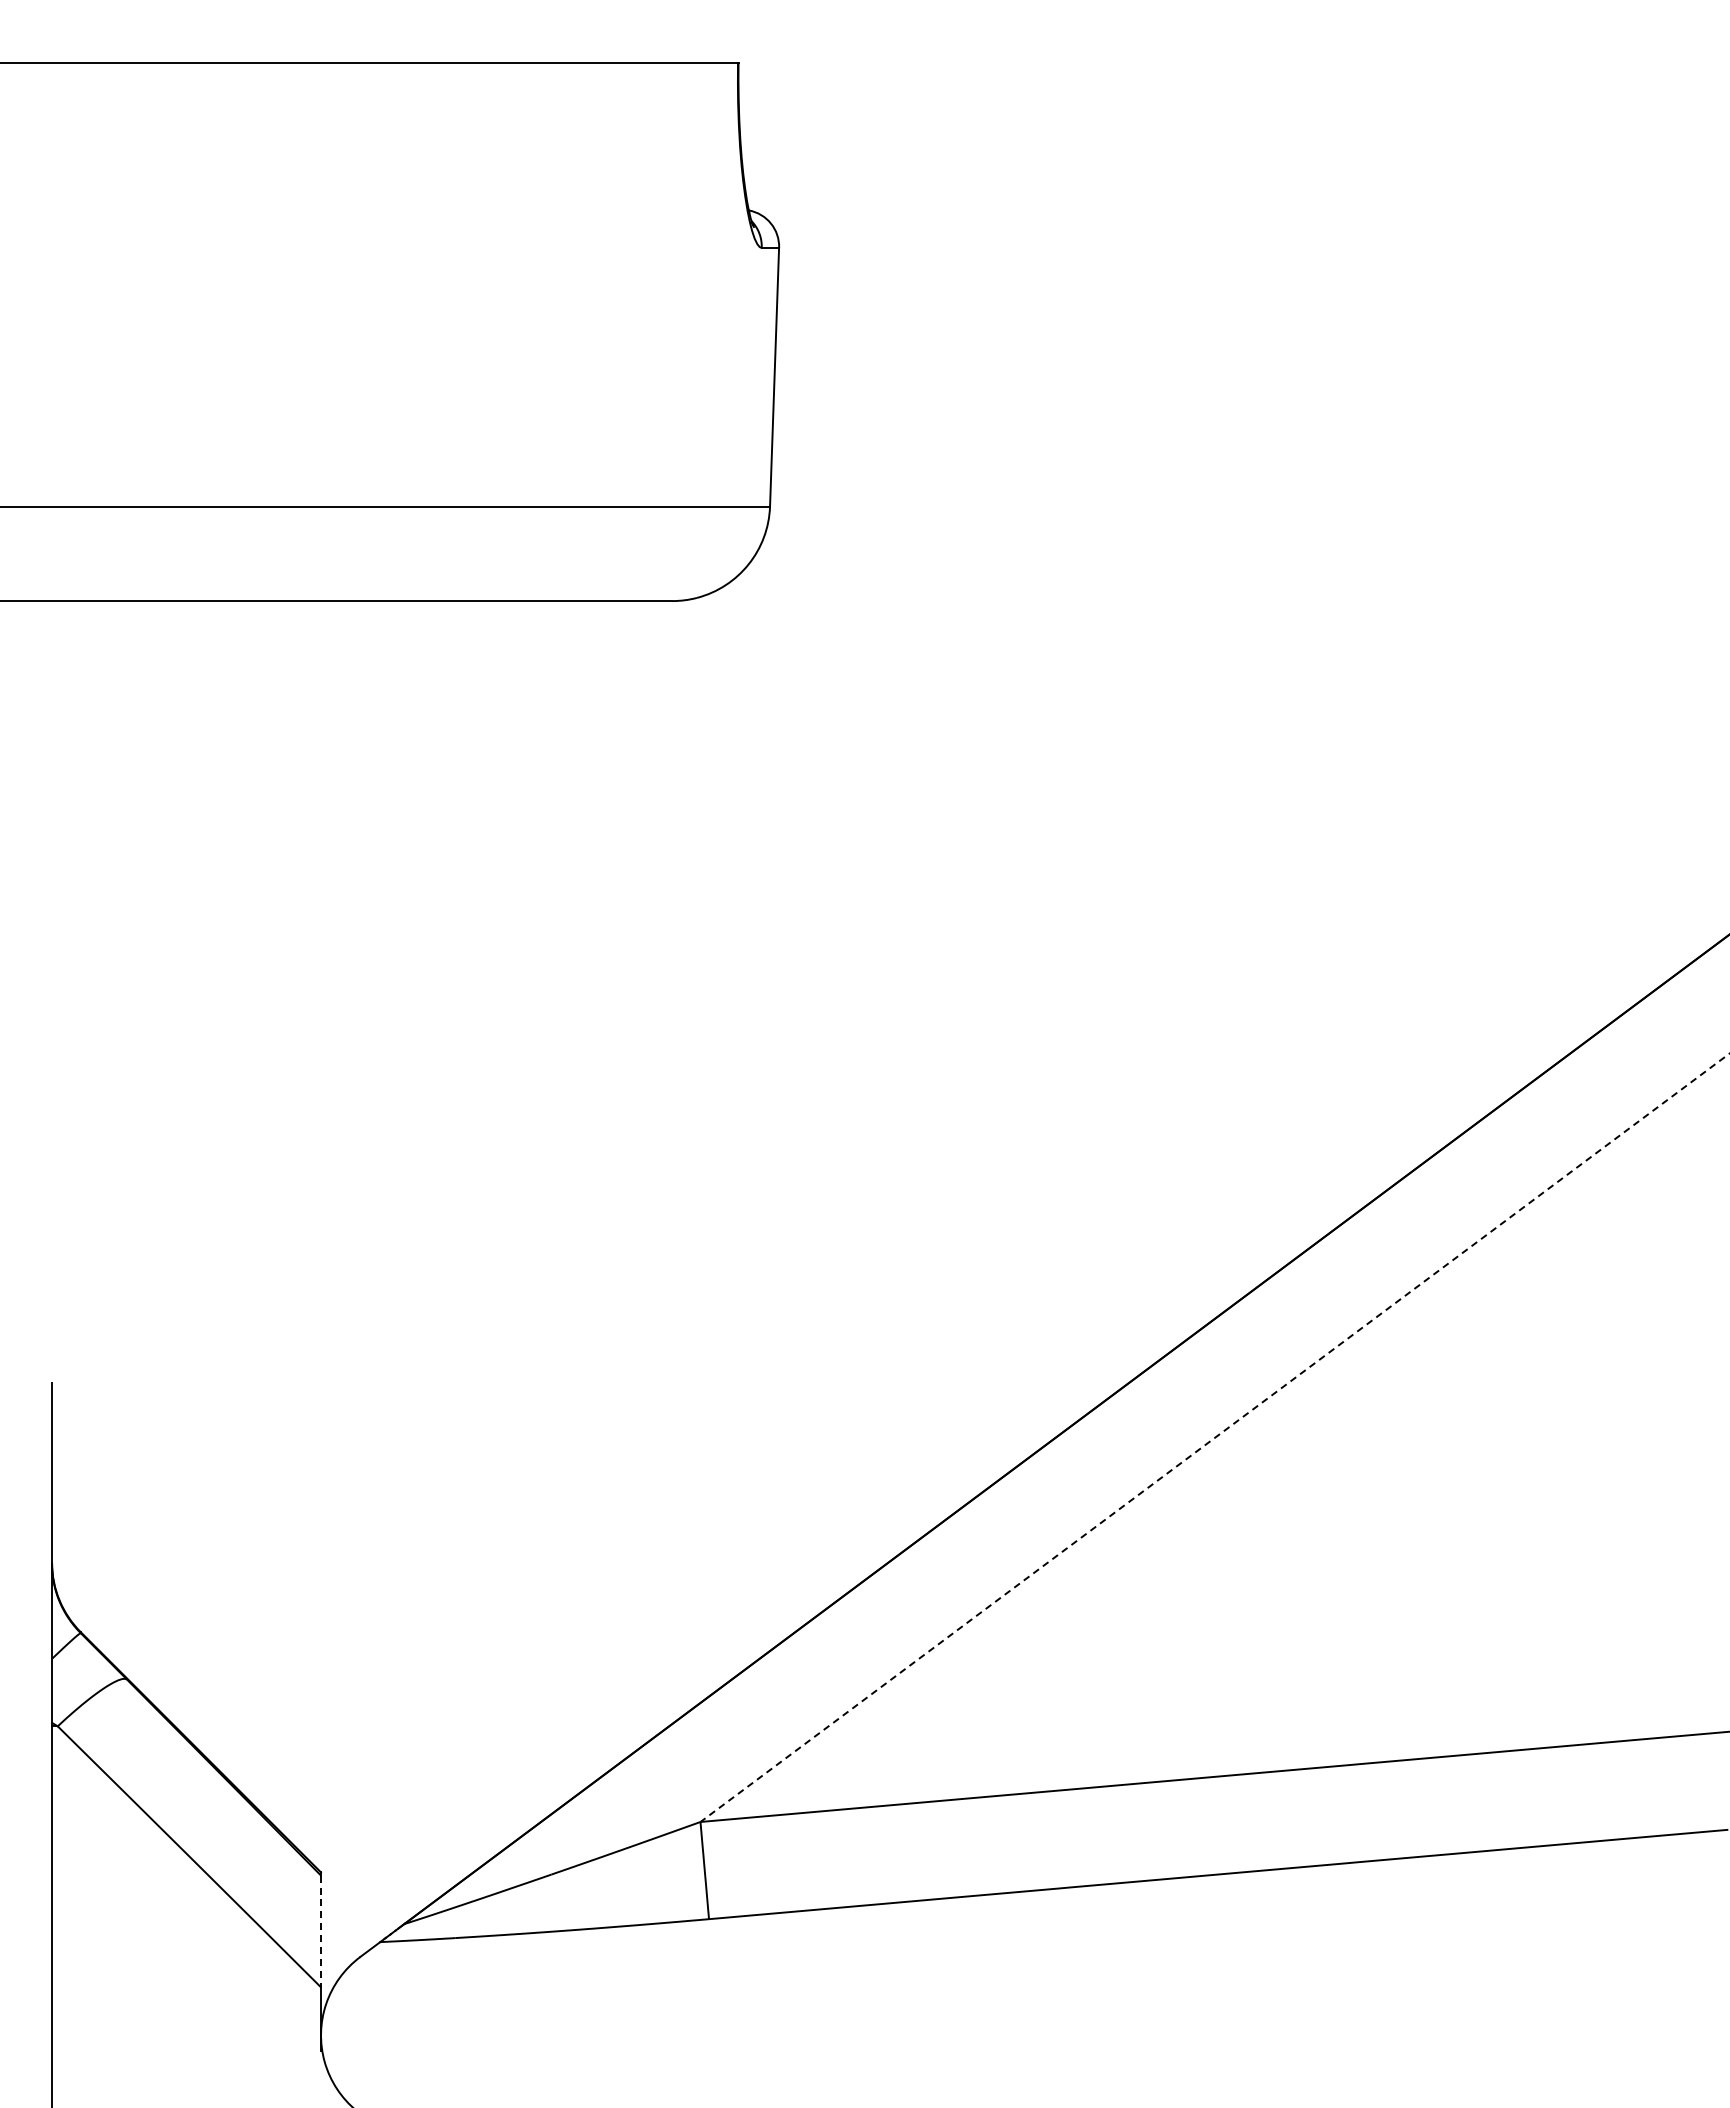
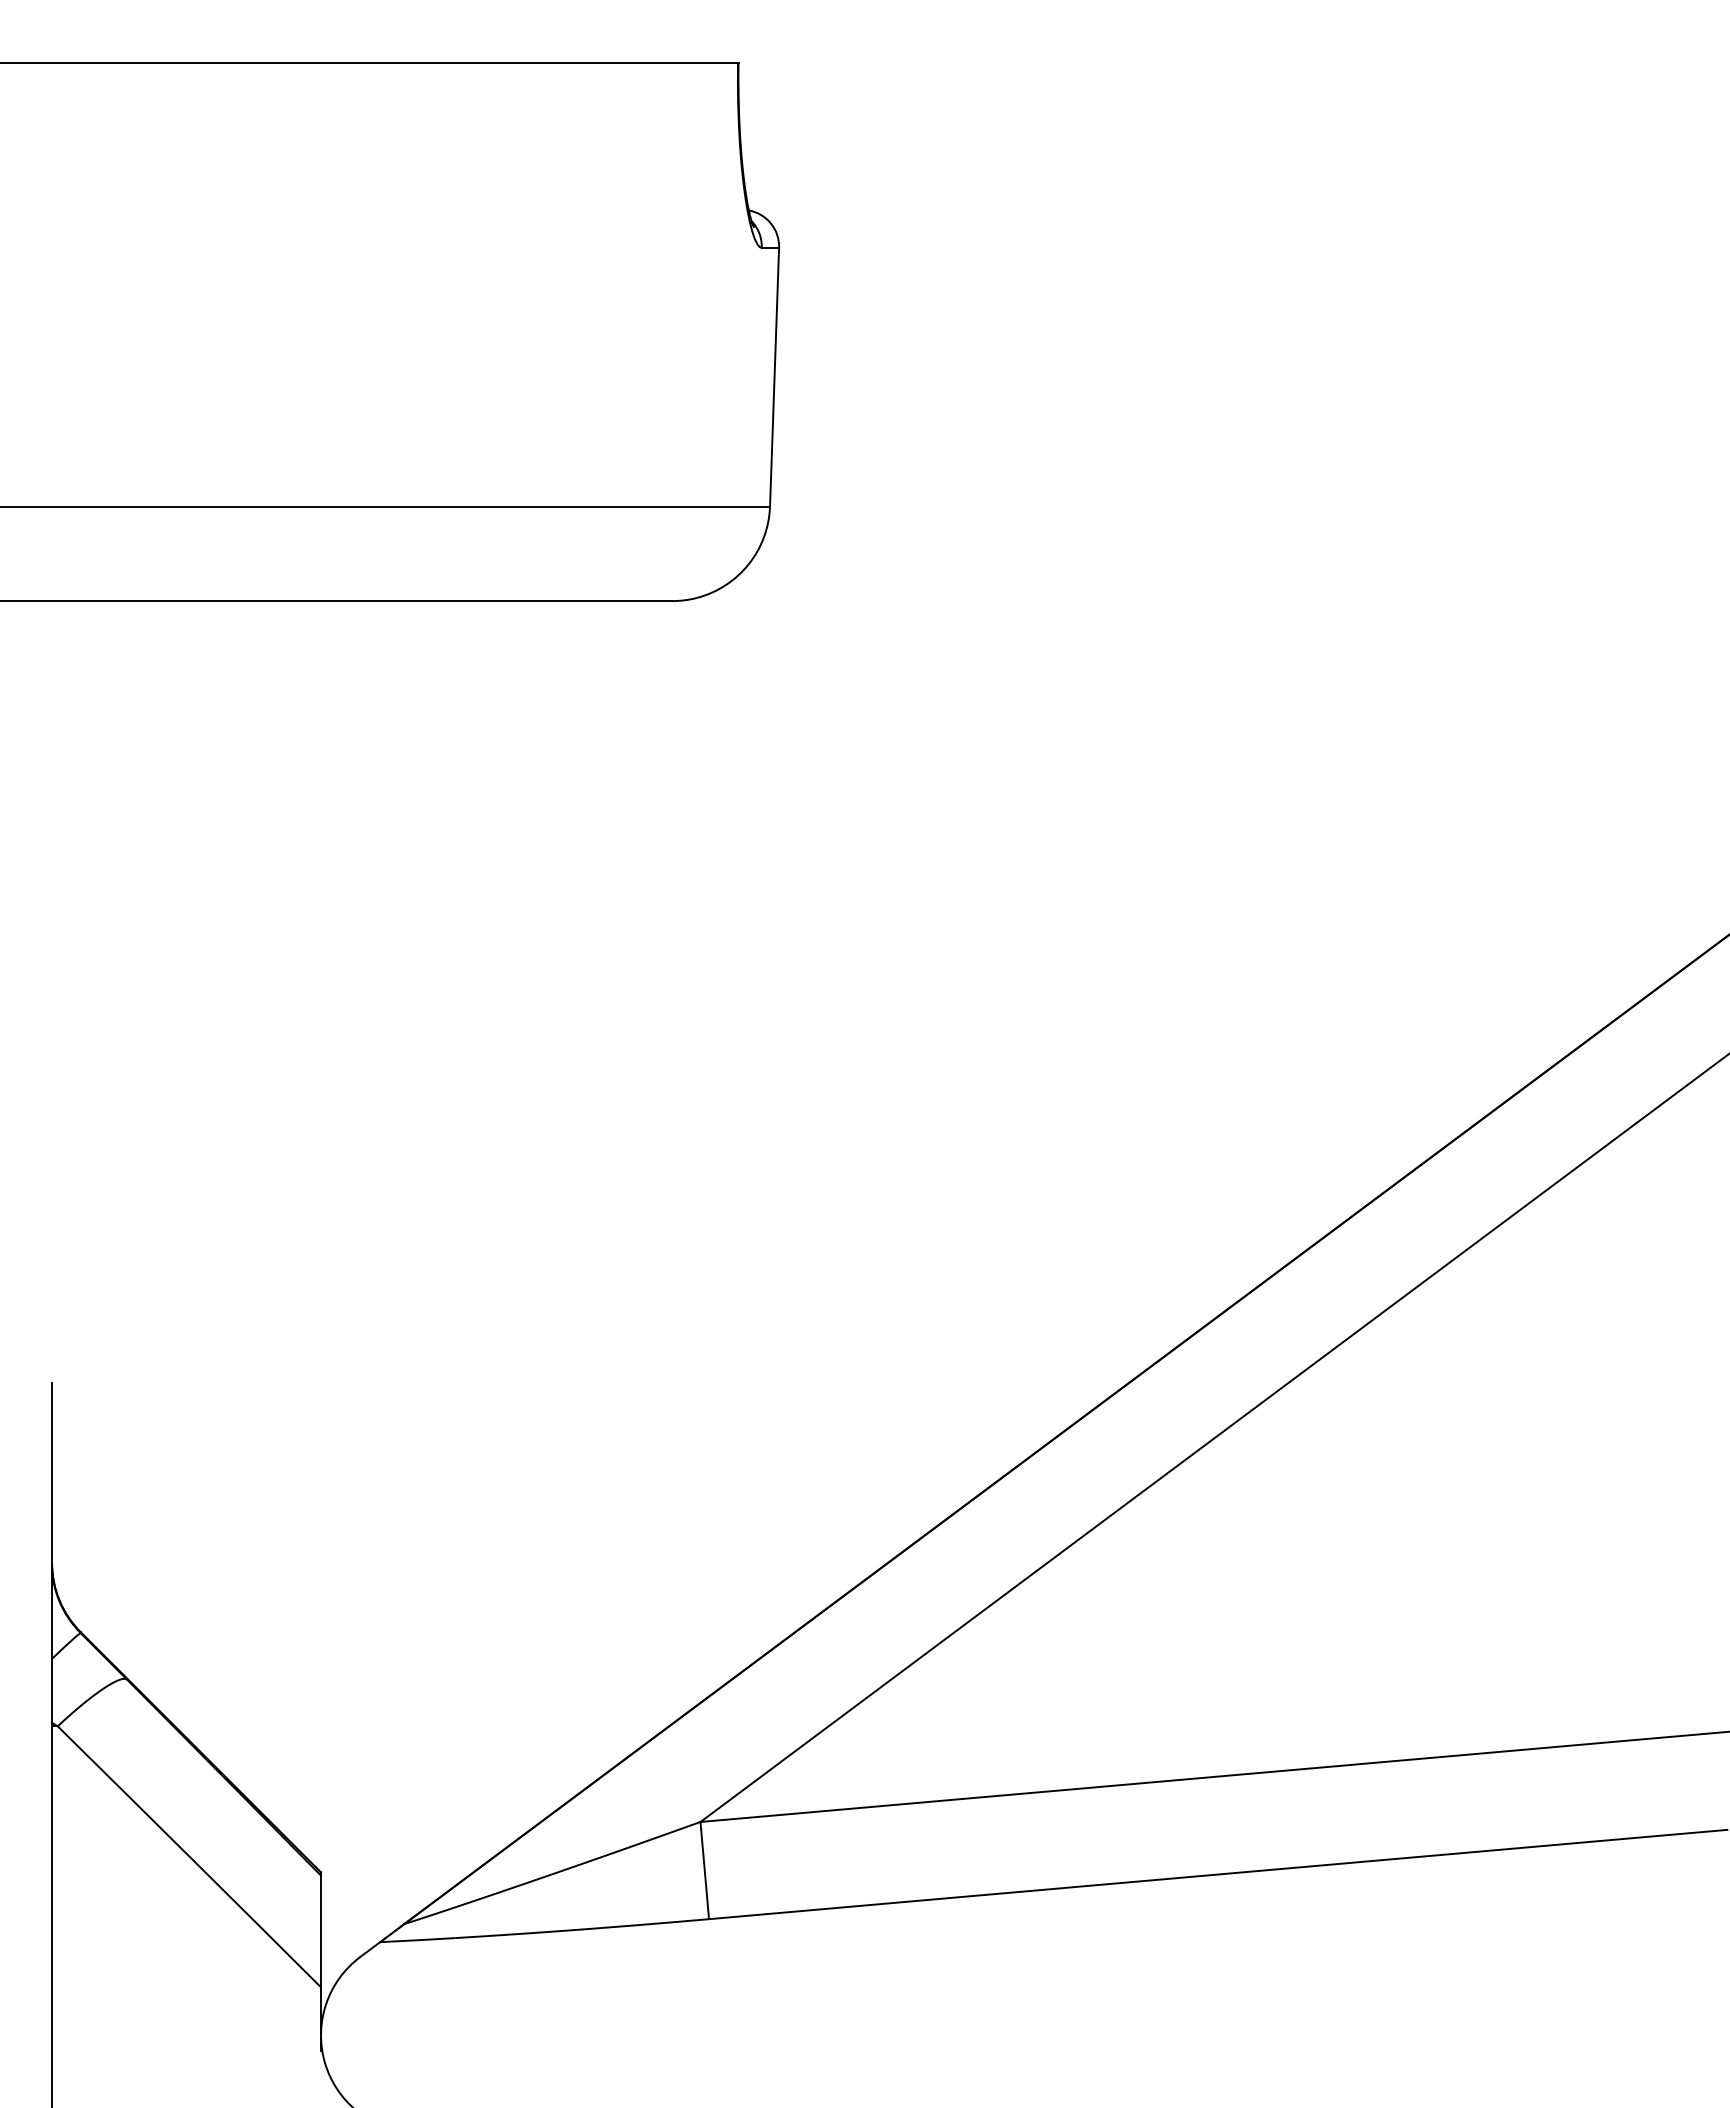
line: dashed -> solid (1214, 1437)
line: dashed -> solid (321, 1931)
